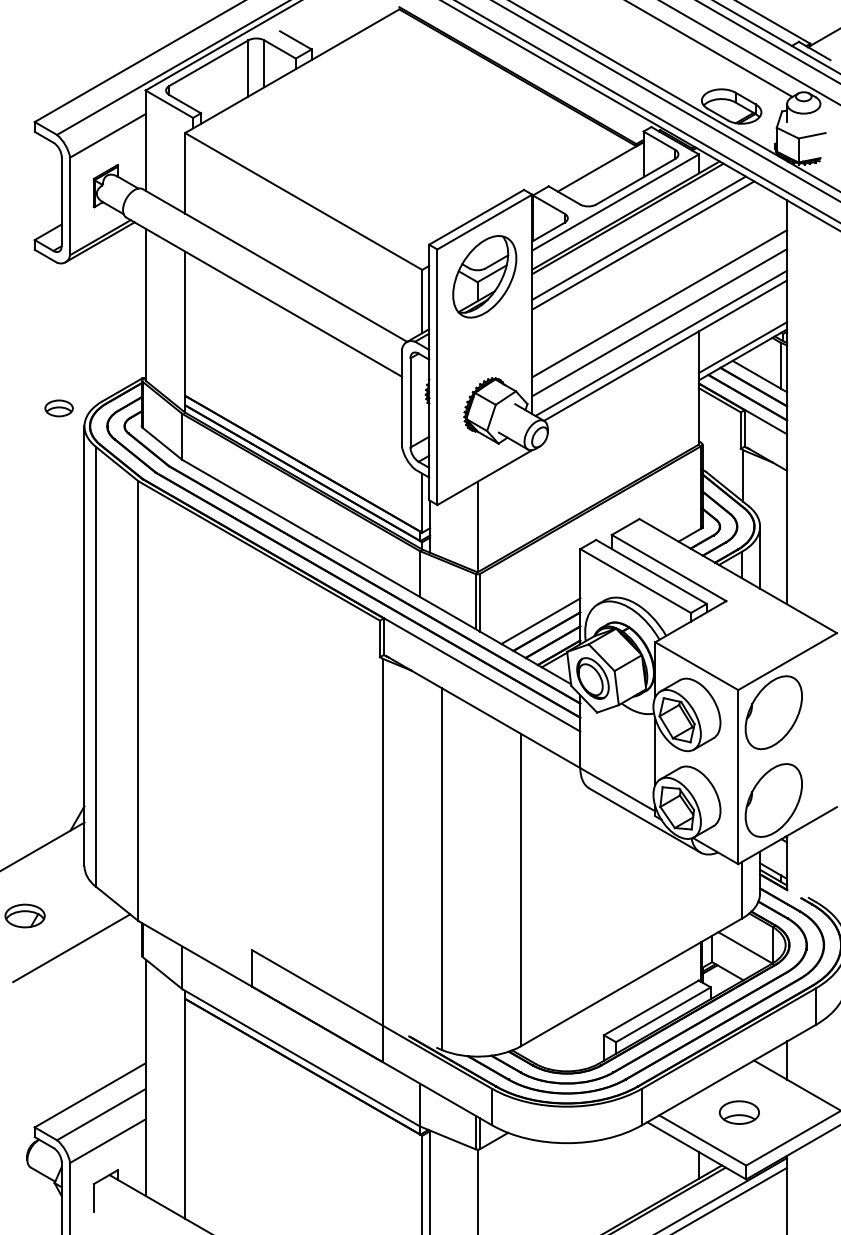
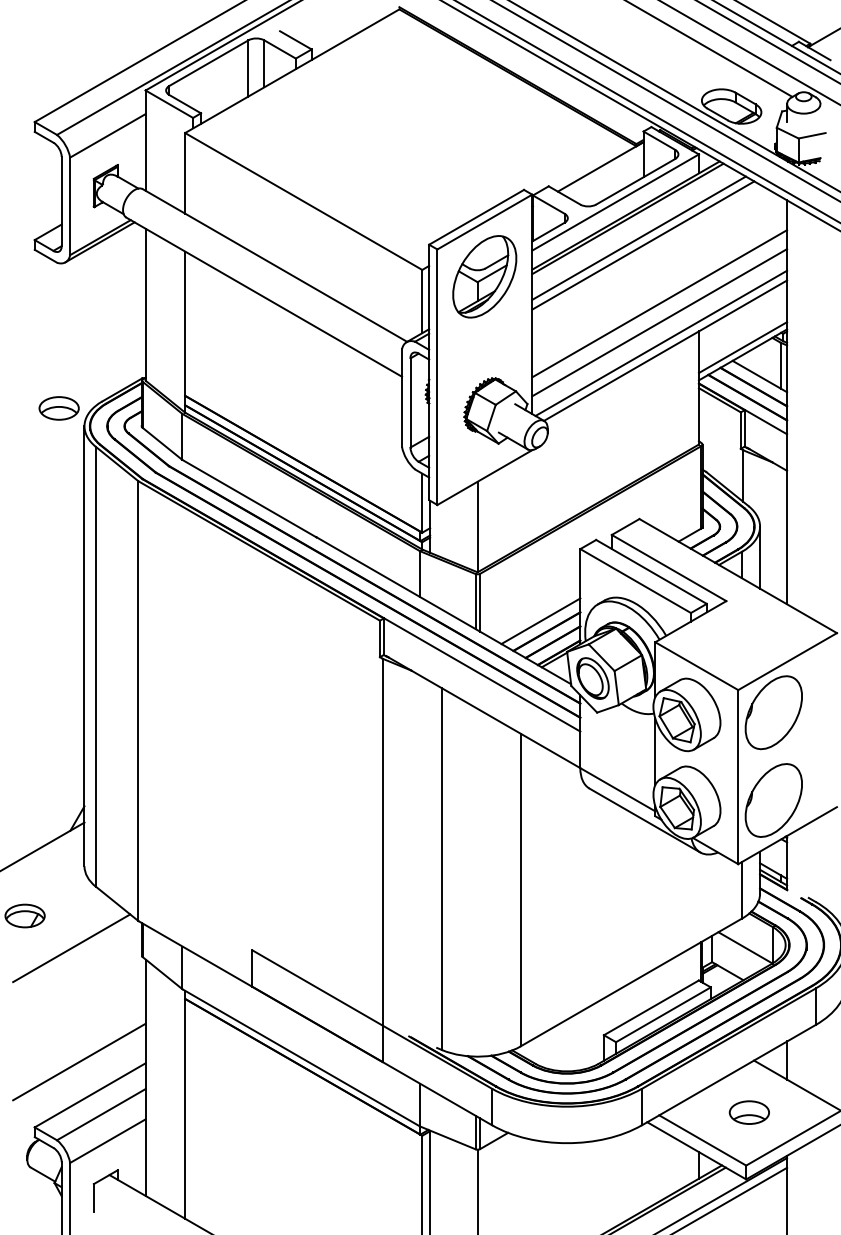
part size: 30x19 px -> 42x25 px (58, 408)
line: none -> present (79, 1061)
part position: (738, 1112) -> (748, 1112) (748, 1112)
